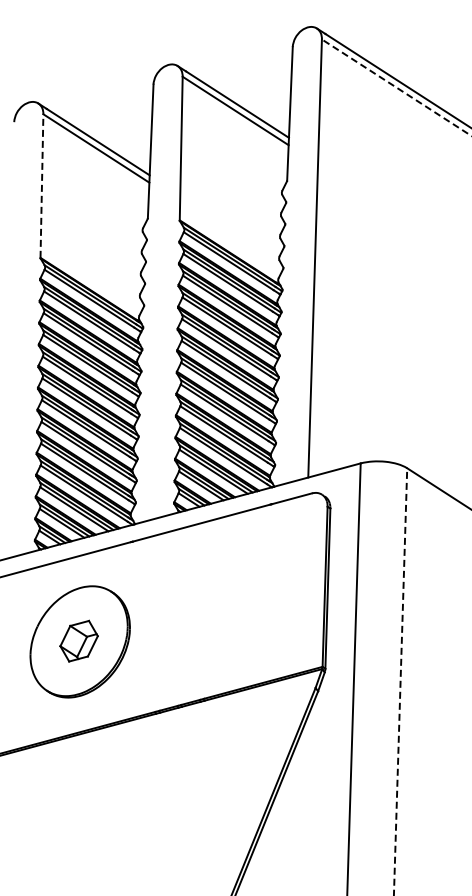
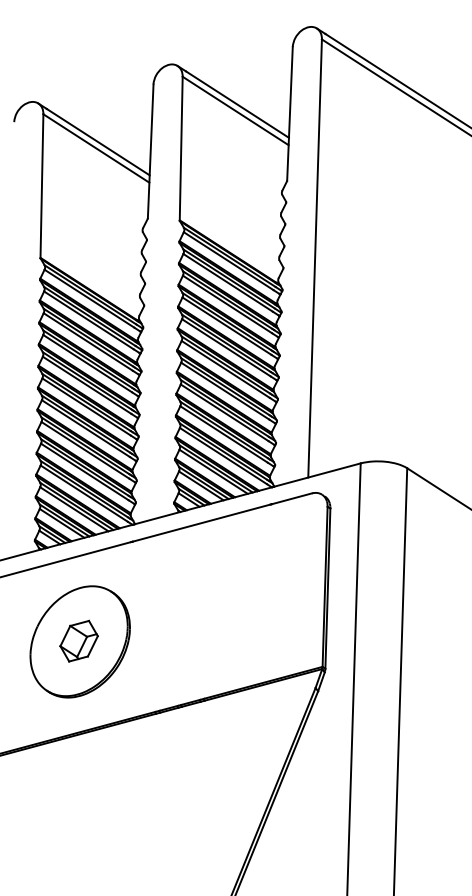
line: dashed -> solid (396, 87)
line: dashed -> solid (41, 186)
line: dashed -> solid (400, 682)
